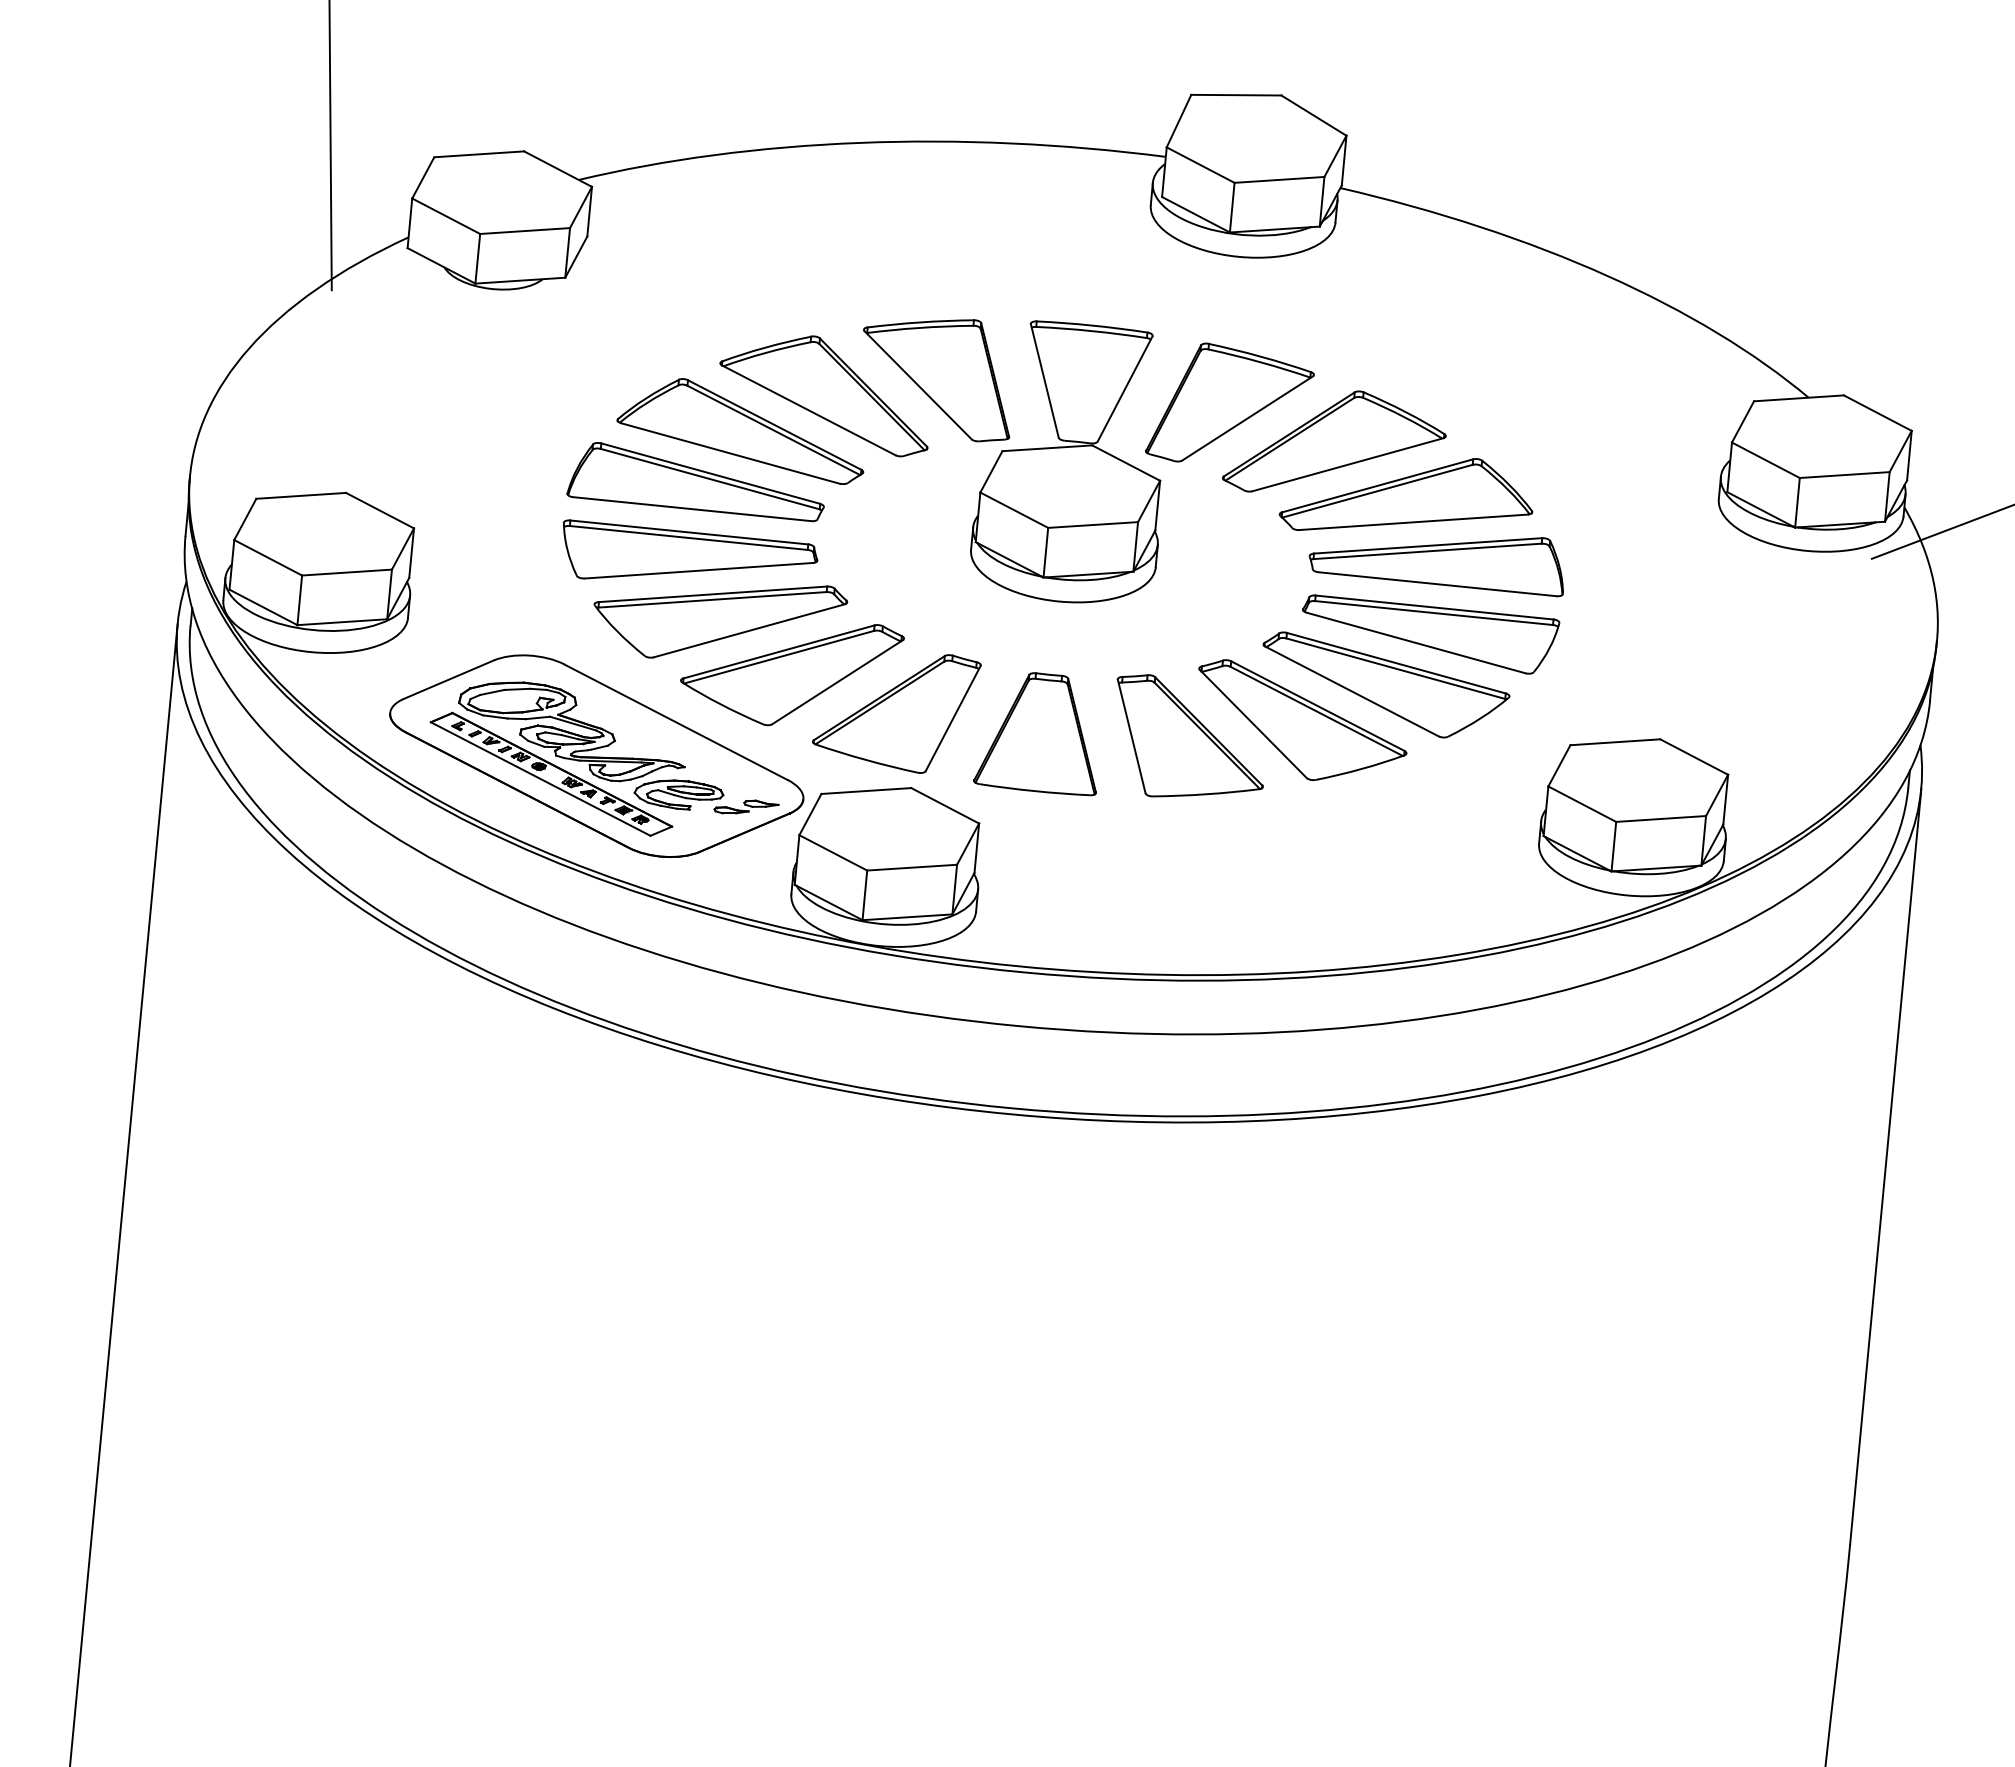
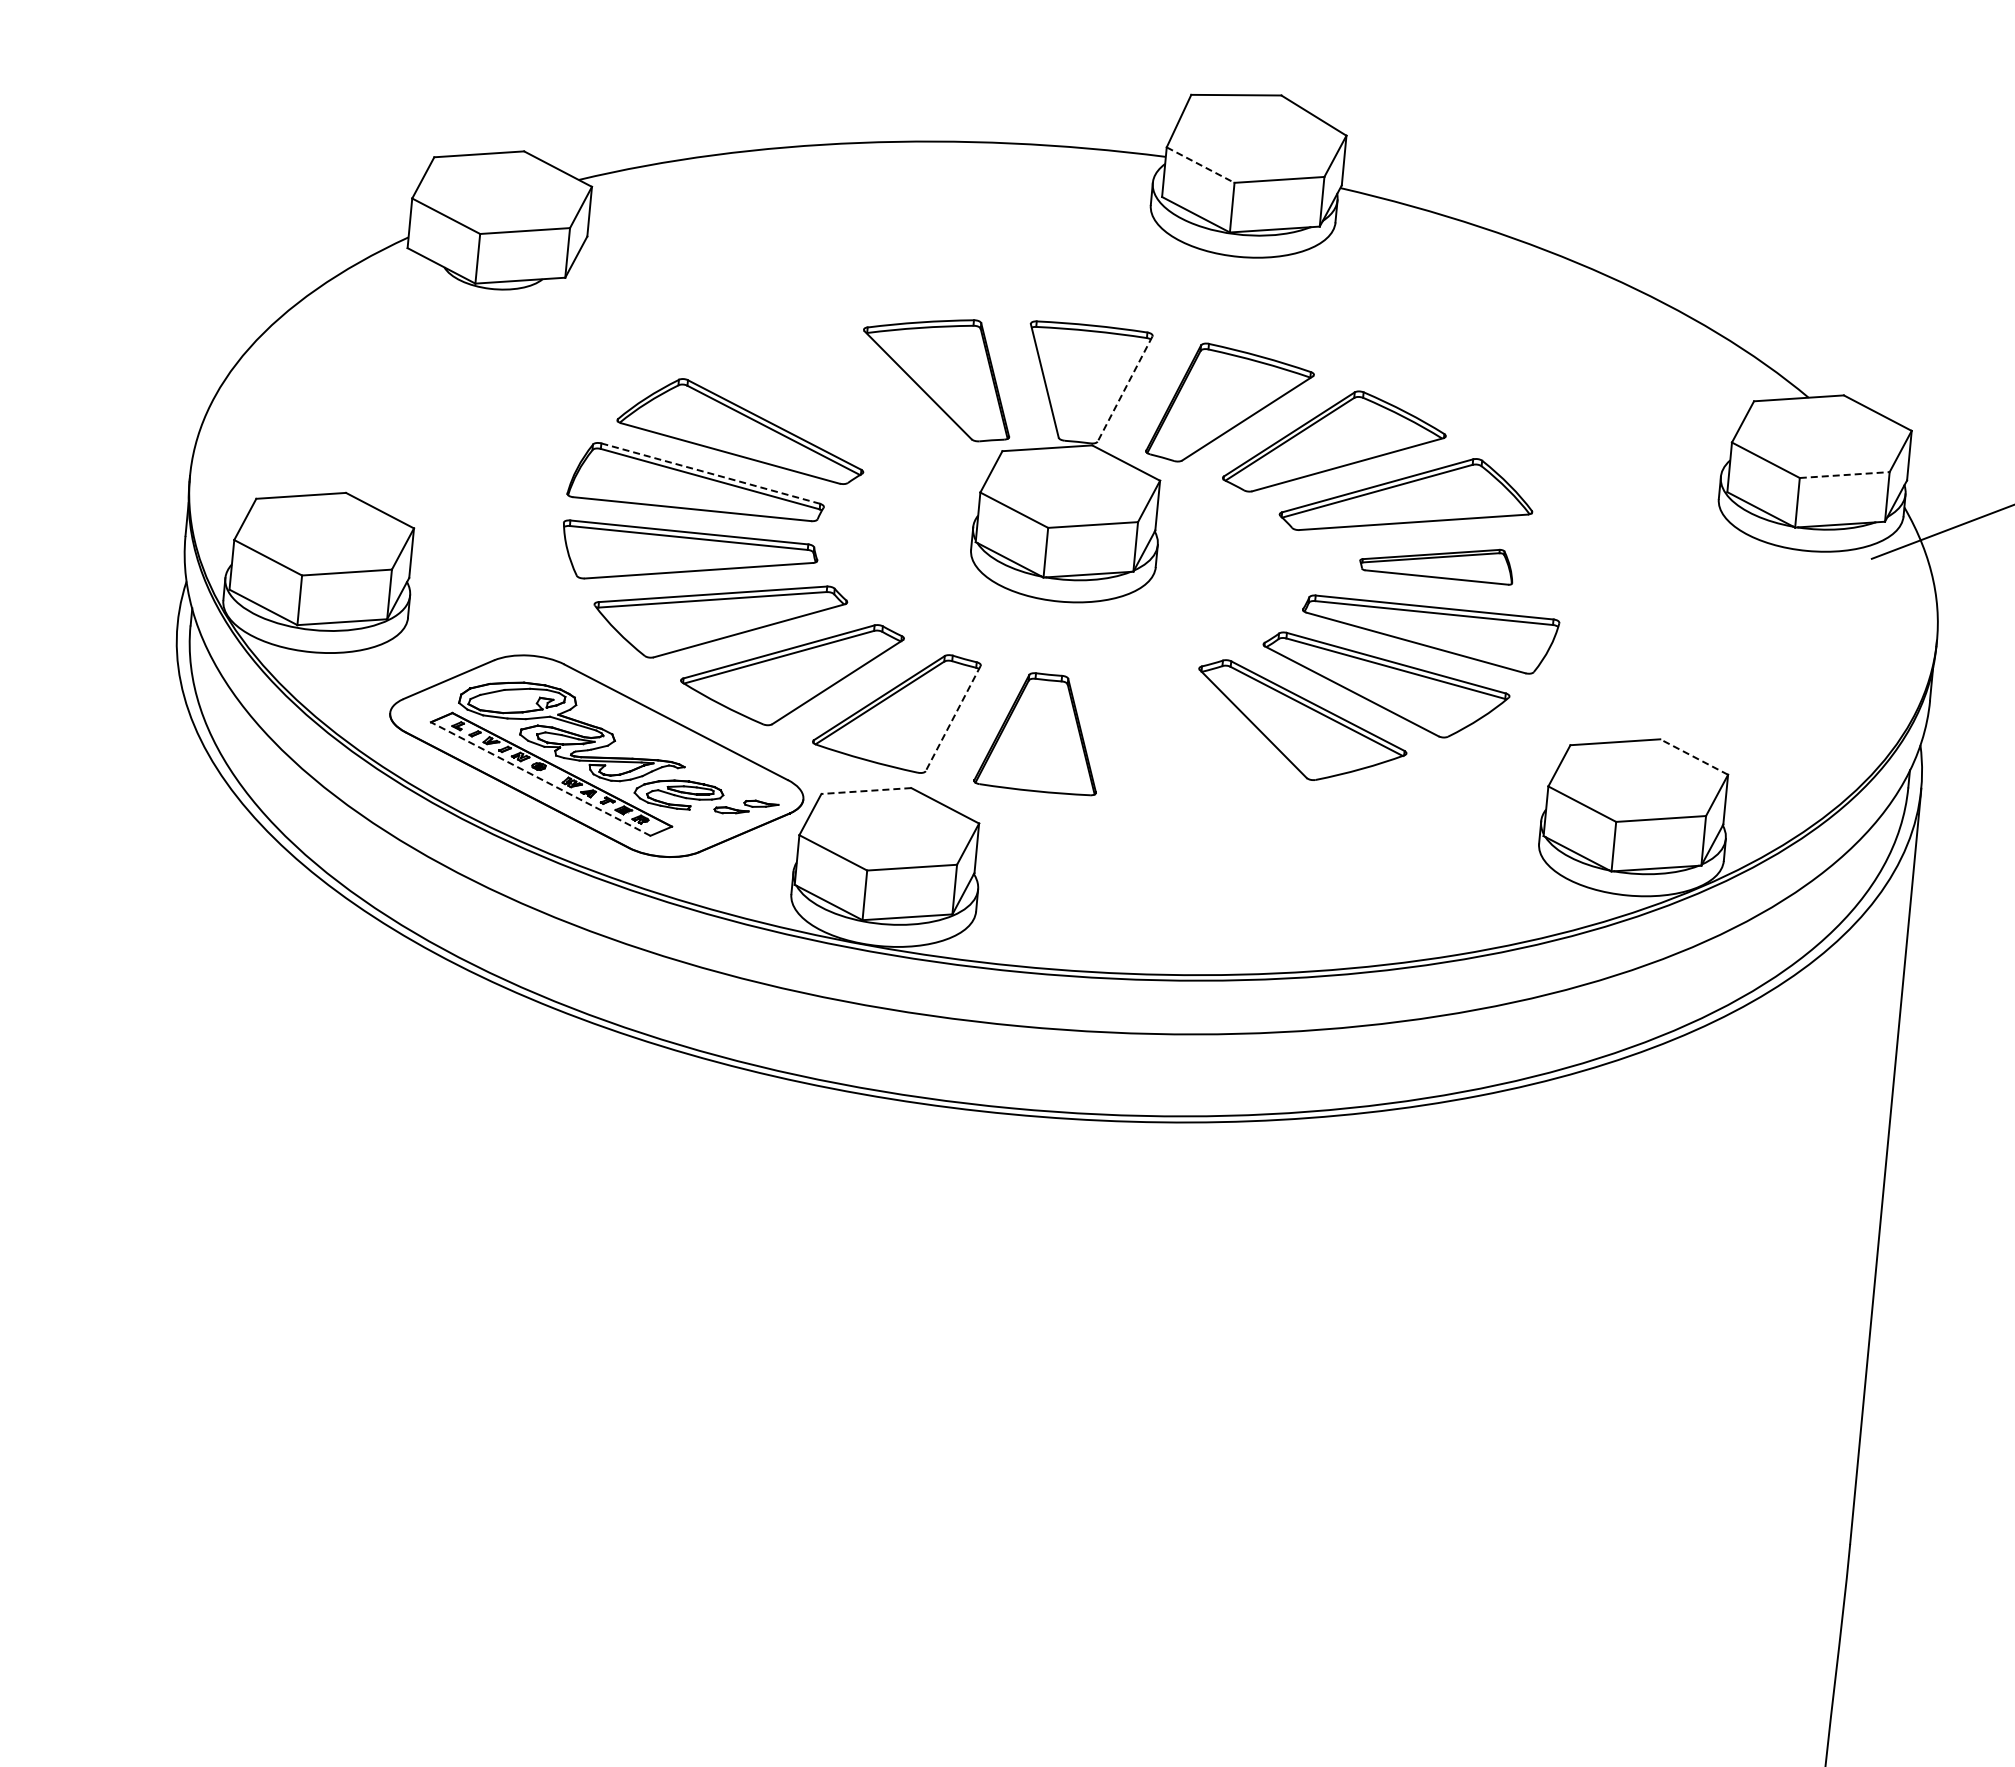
line: present -> none (330, 146)
line: solid -> dashed (1201, 165)
line: solid -> dashed (1124, 389)
part: present -> none (823, 396)
line: solid -> dashed (710, 473)
line: solid -> dashed (1845, 475)
part size: 256x61 px -> 155x38 px (1436, 566)
line: solid -> dashed (952, 719)
part: present -> none (1189, 735)
line: solid -> dashed (1693, 756)
line: solid -> dashed (540, 779)
line: solid -> dashed (865, 791)
line: present -> none (123, 1193)
